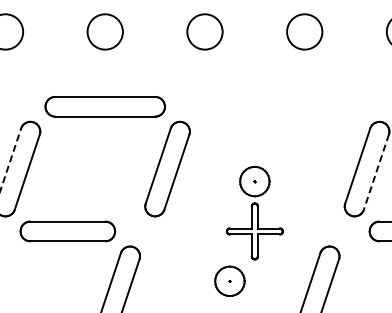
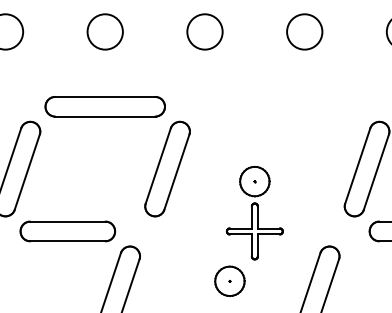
line: dashed -> solid (10, 159)
line: dashed -> solid (376, 172)
